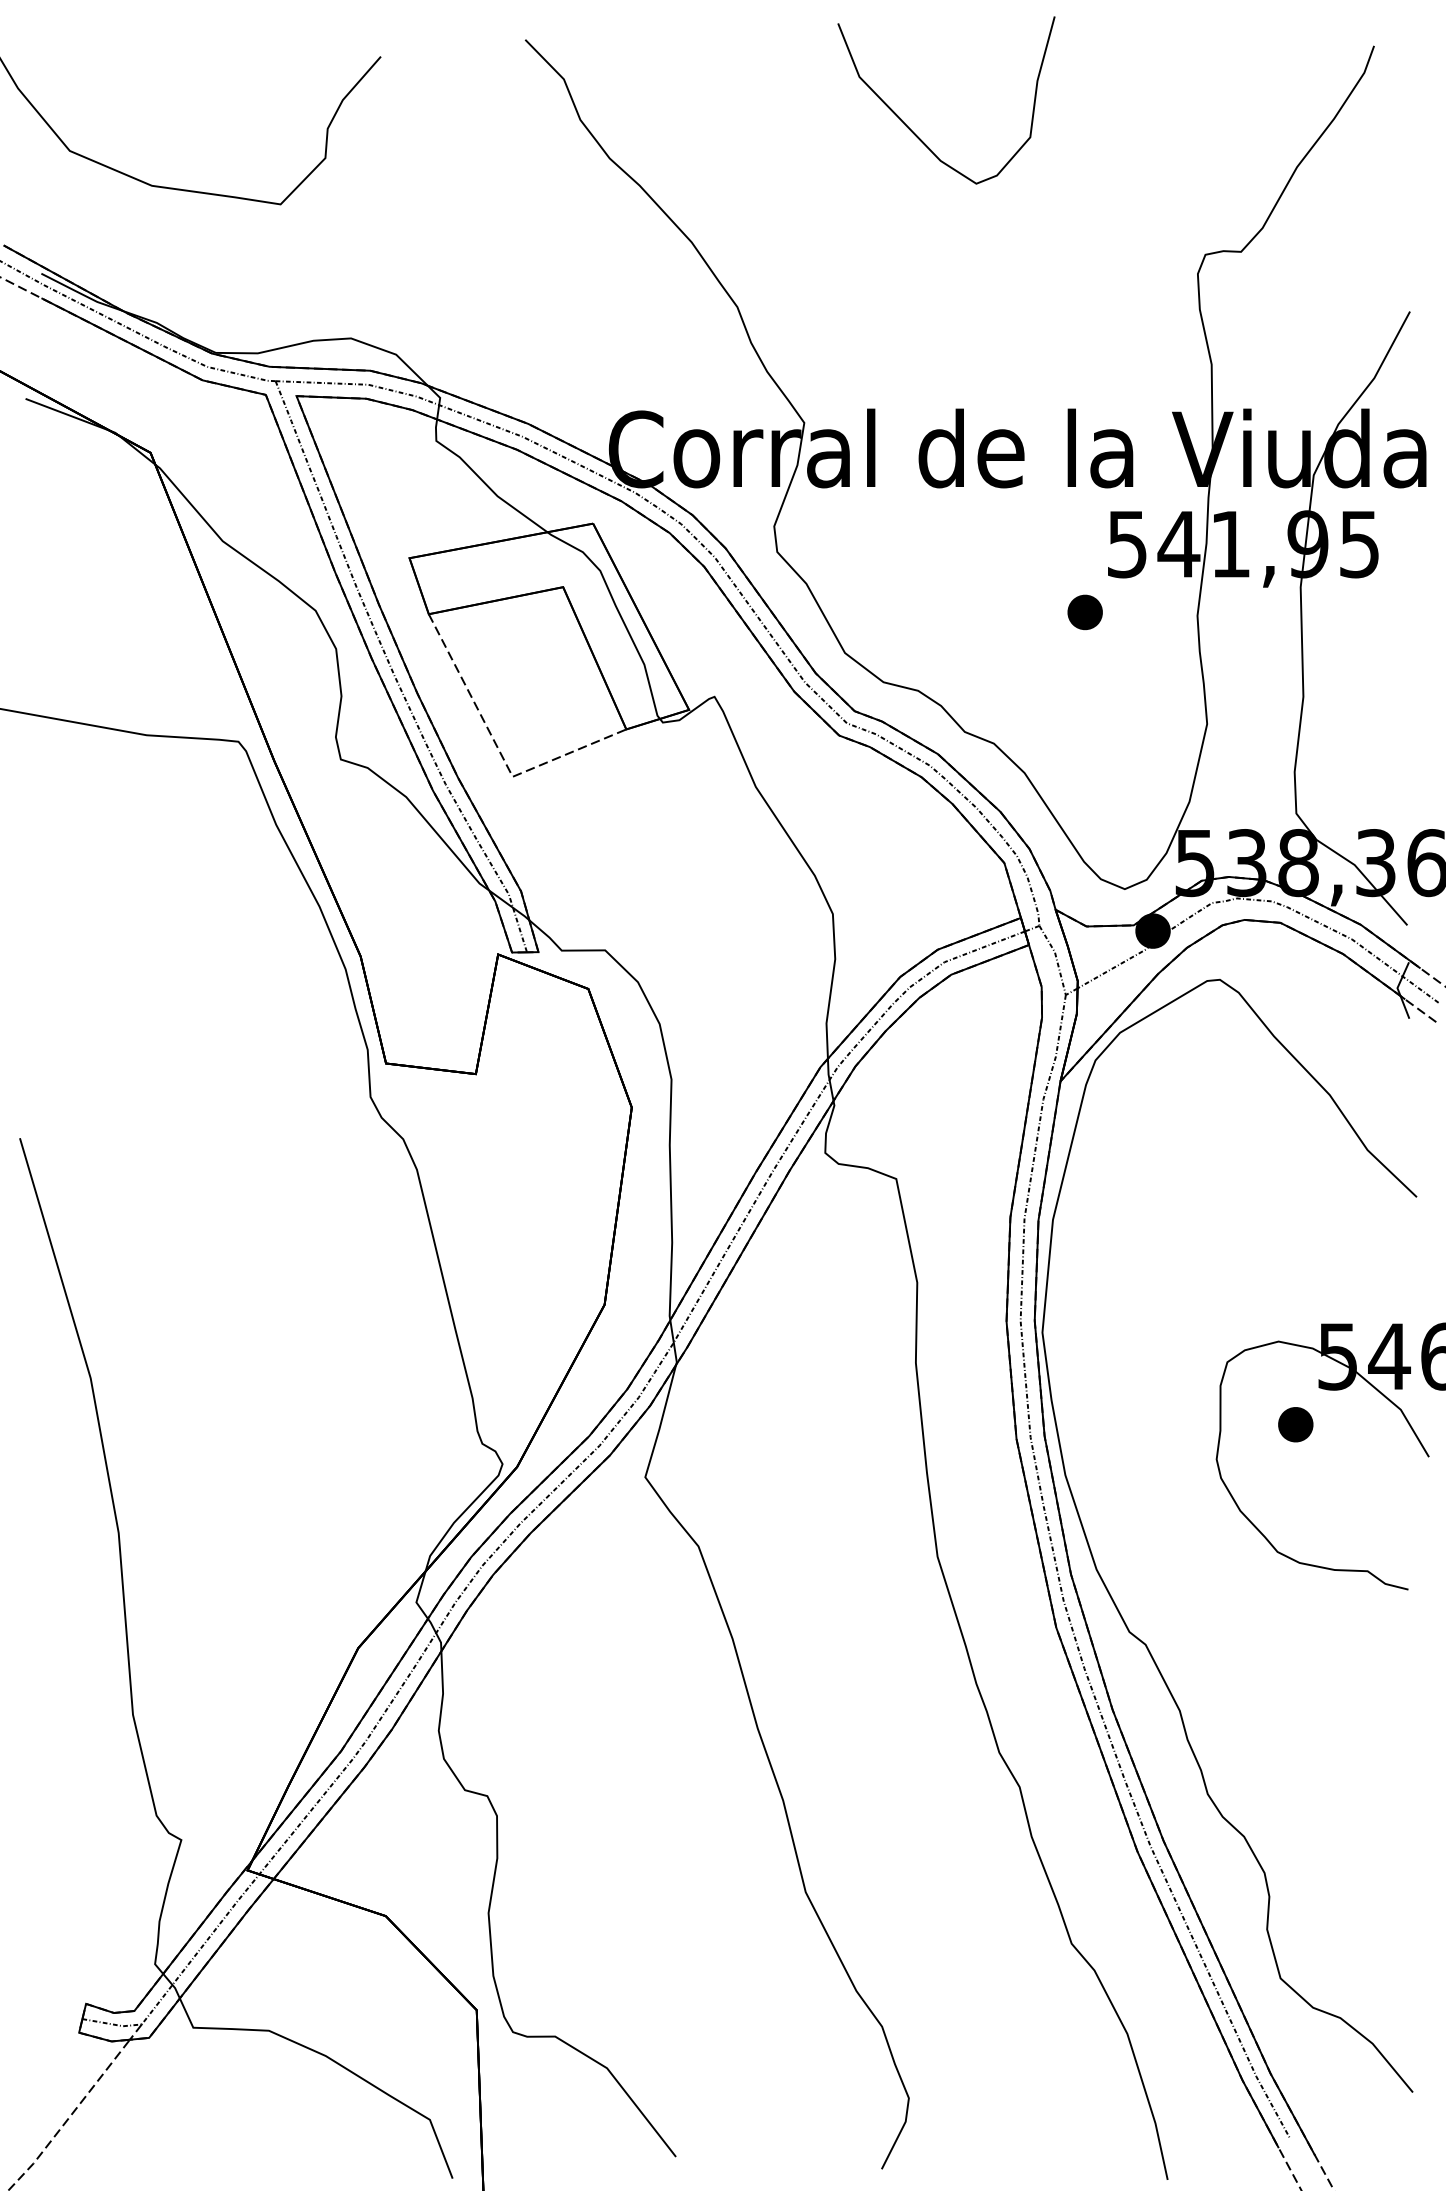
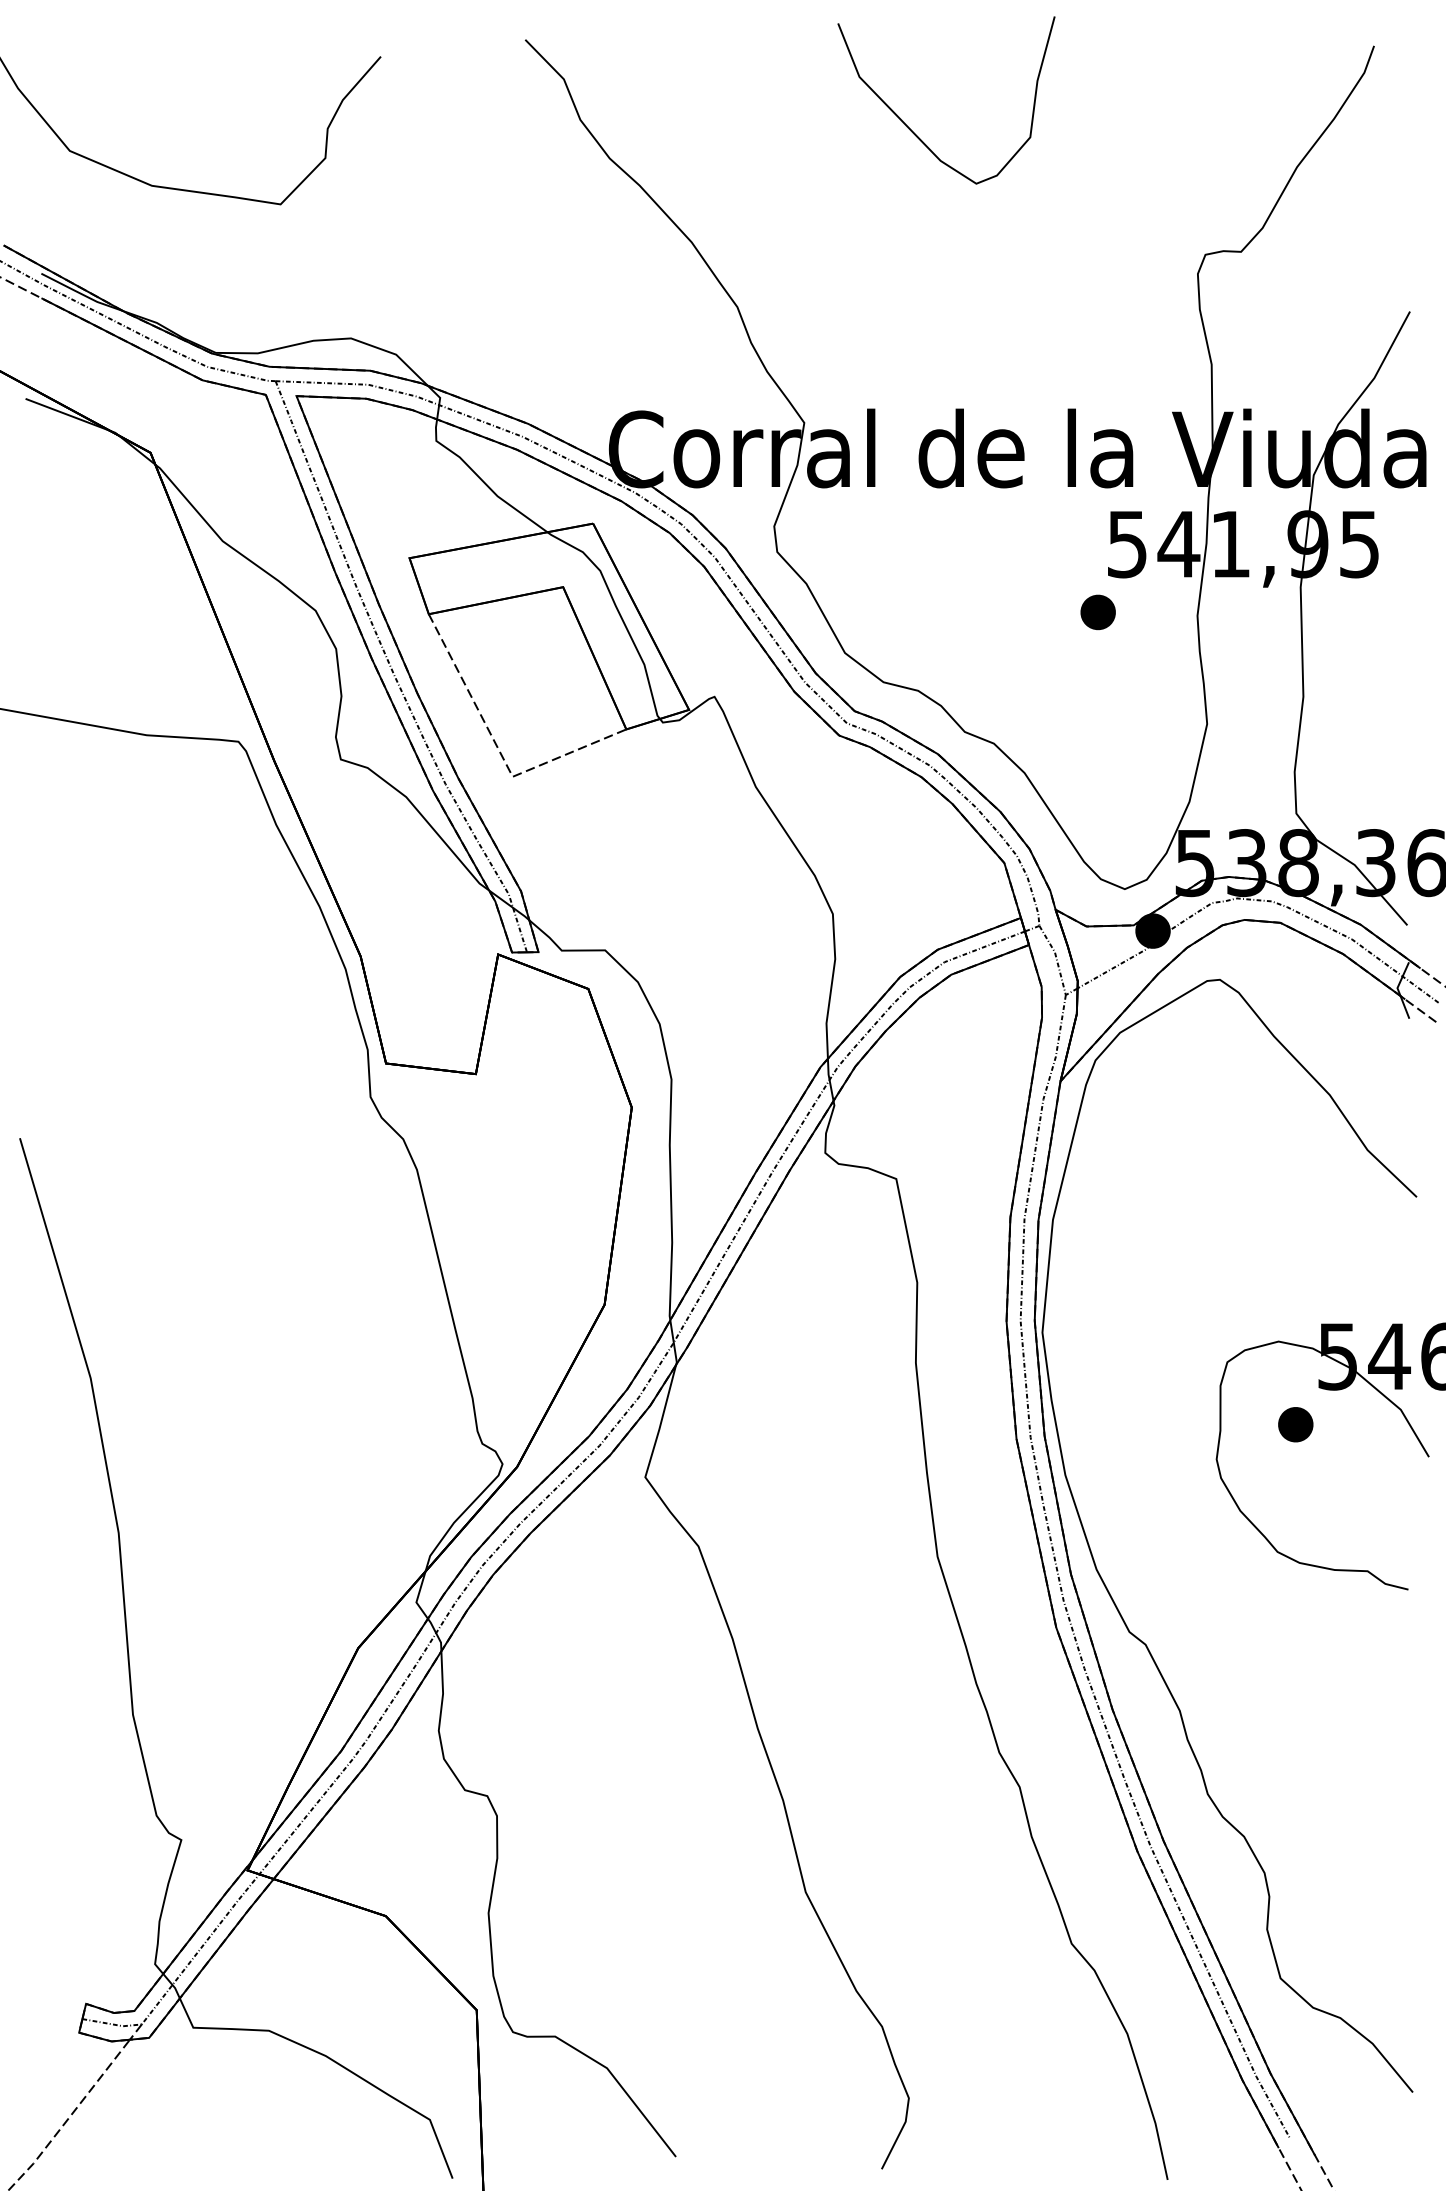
part position: (1084, 612) -> (1097, 612) (1097, 612)
